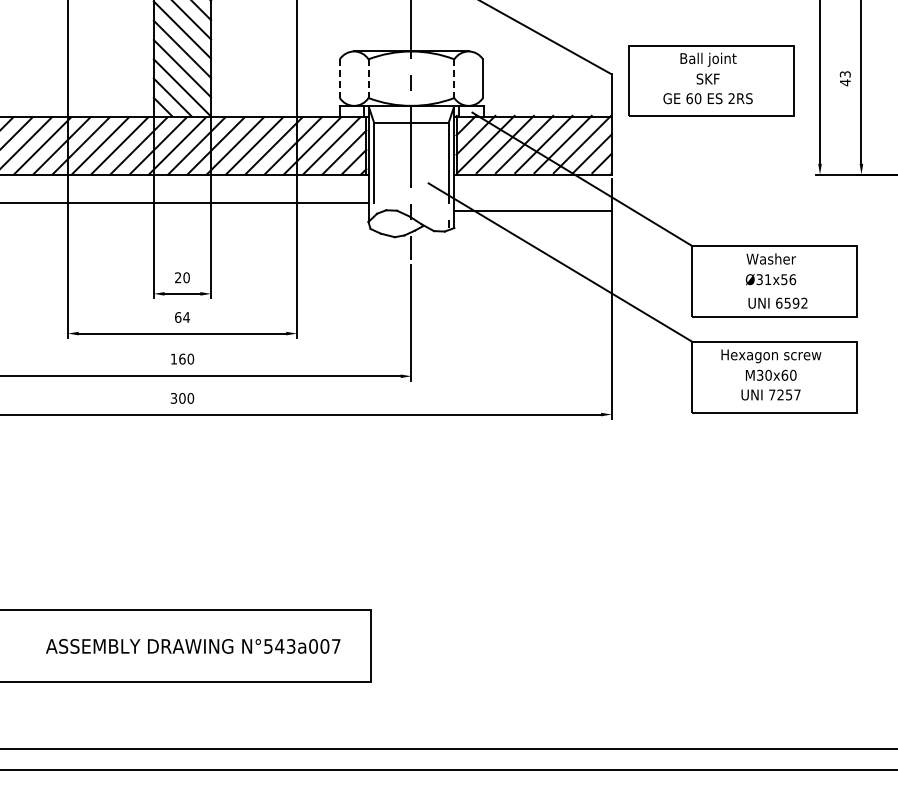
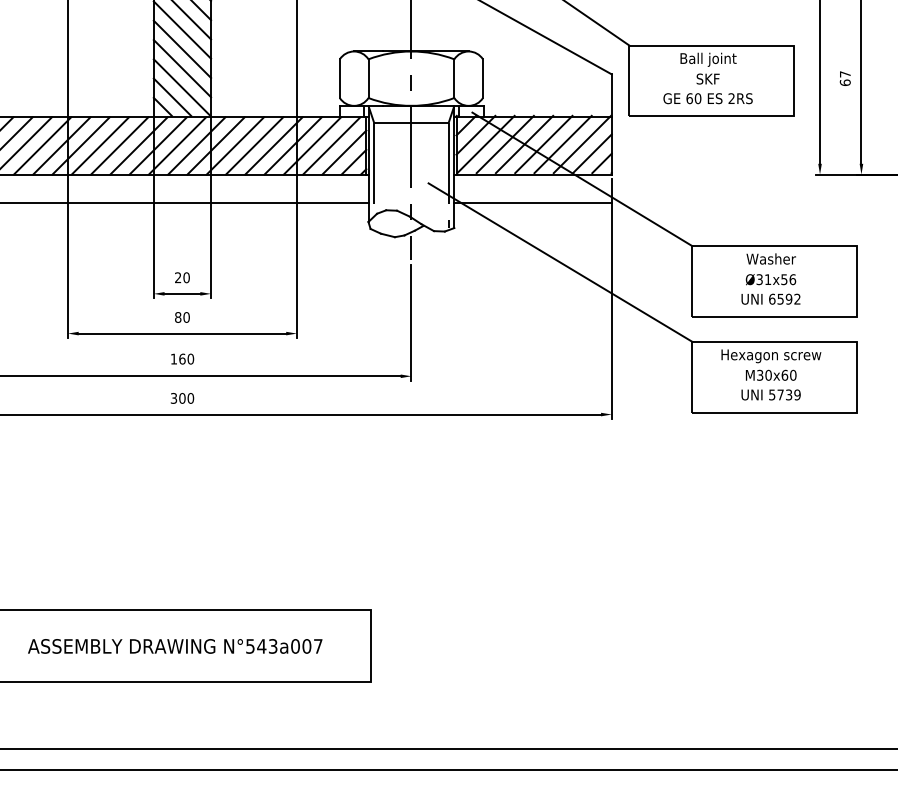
line: none -> present (597, 23)
text: 43 -> 67 (844, 78)
line: dashed -> solid (339, 79)
line: dashed -> solid (368, 79)
line: dashed -> solid (454, 79)
line position: (532, 211) -> (532, 203) (532, 203)
text position: (777, 302) -> (770, 298) (770, 298)
text: 64 -> 80 (182, 317)
text: 7257 -> 5739 (784, 394)
text position: (193, 646) -> (175, 646) (175, 646)
